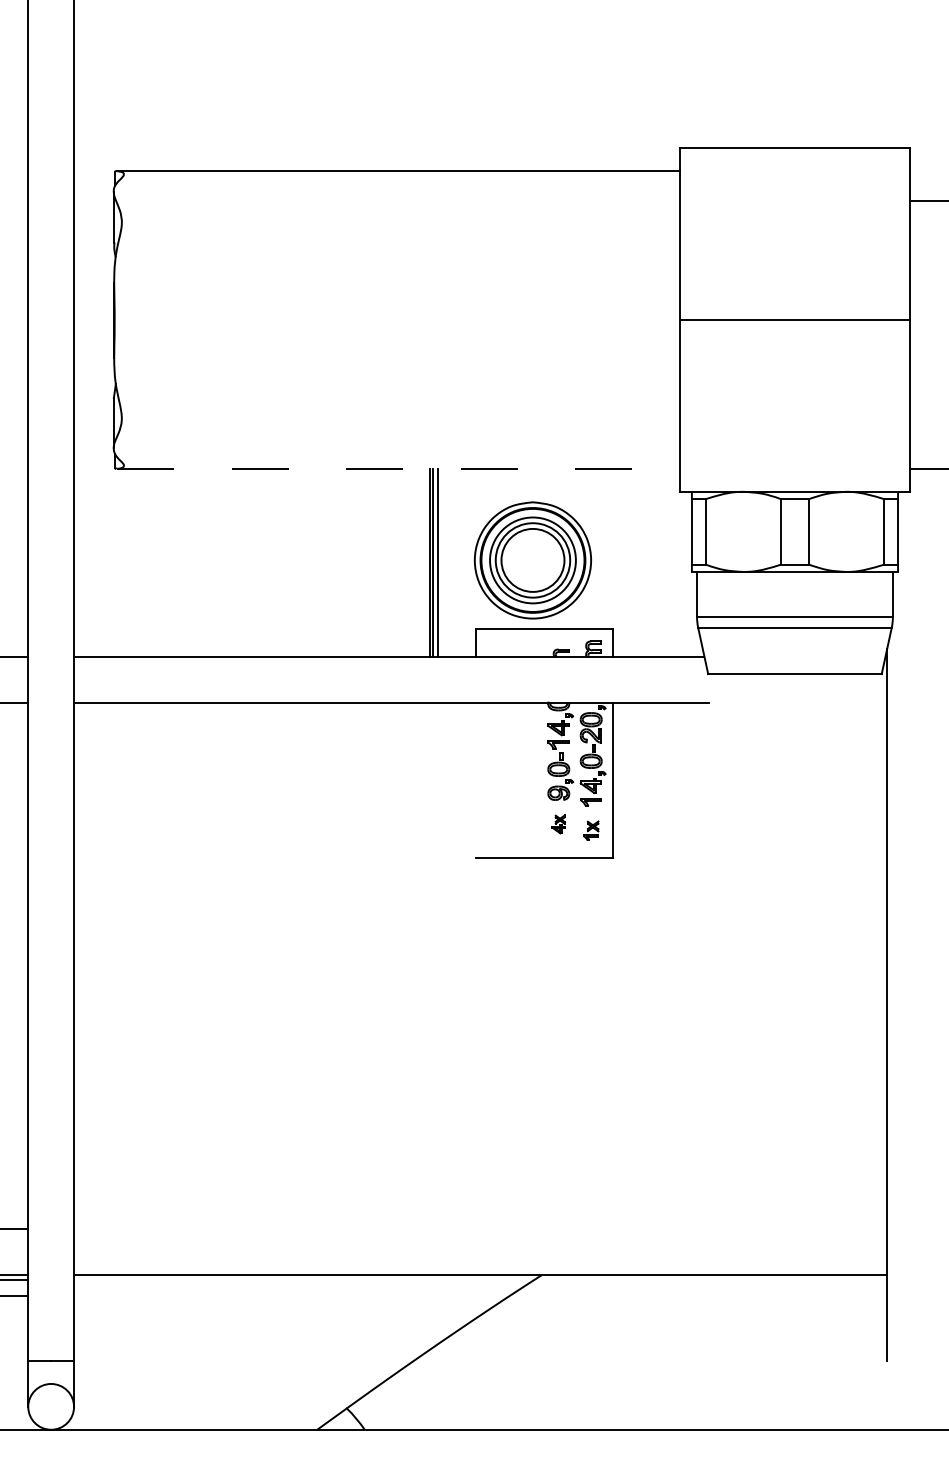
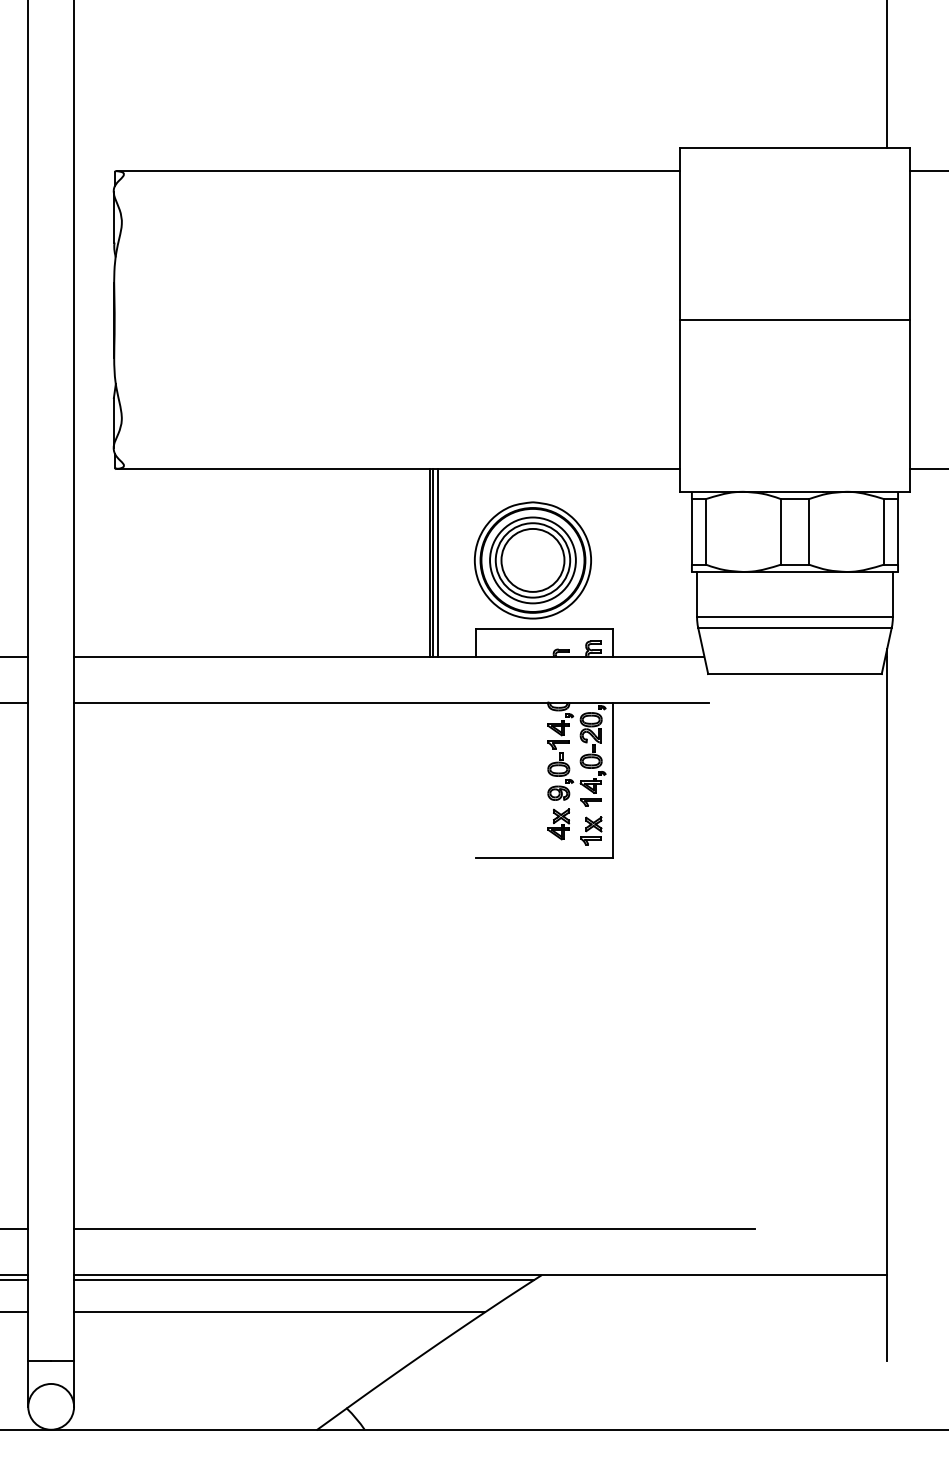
line: none -> present (887, 75)
line position: (927, 201) -> (927, 171) (927, 171)
line: dashed -> solid (398, 468)
part size: 15x21 px -> 23x33 px (558, 824)
part size: 17x21 px -> 23x30 px (591, 830)
line: none -> present (414, 1229)
line: none -> present (304, 1279)
line position: (15, 1296) -> (15, 1312) (15, 1312)
line: none -> present (279, 1312)
